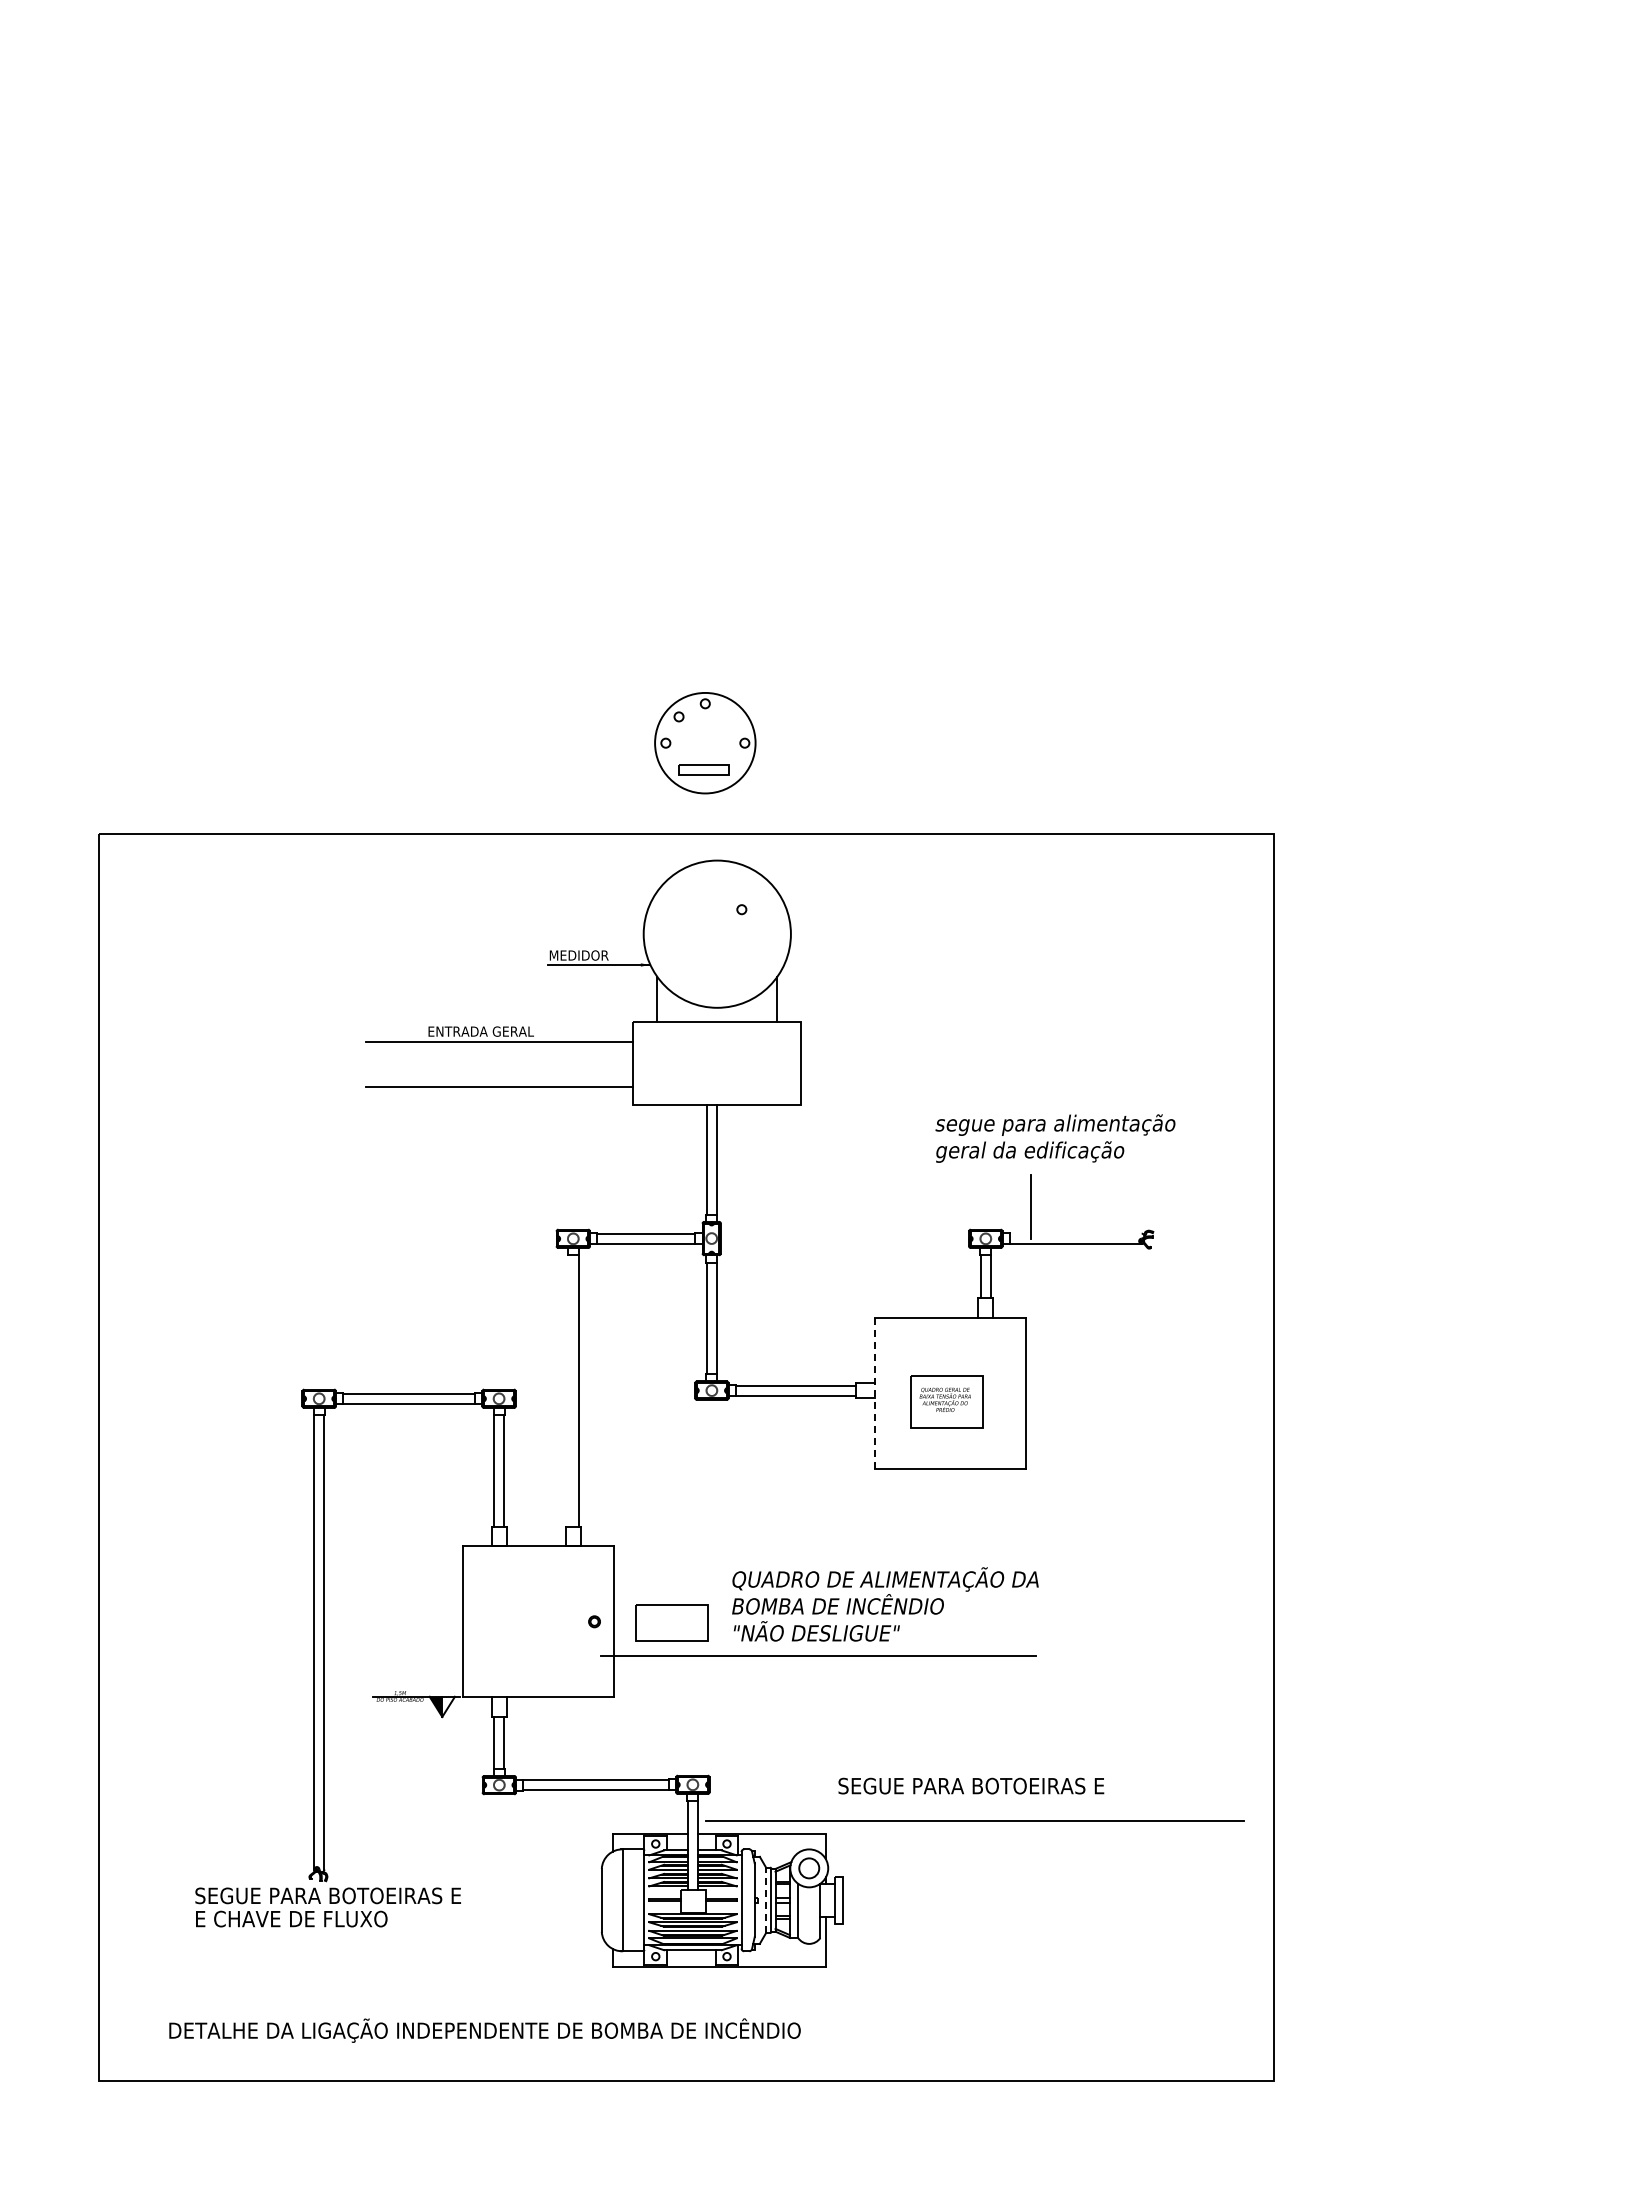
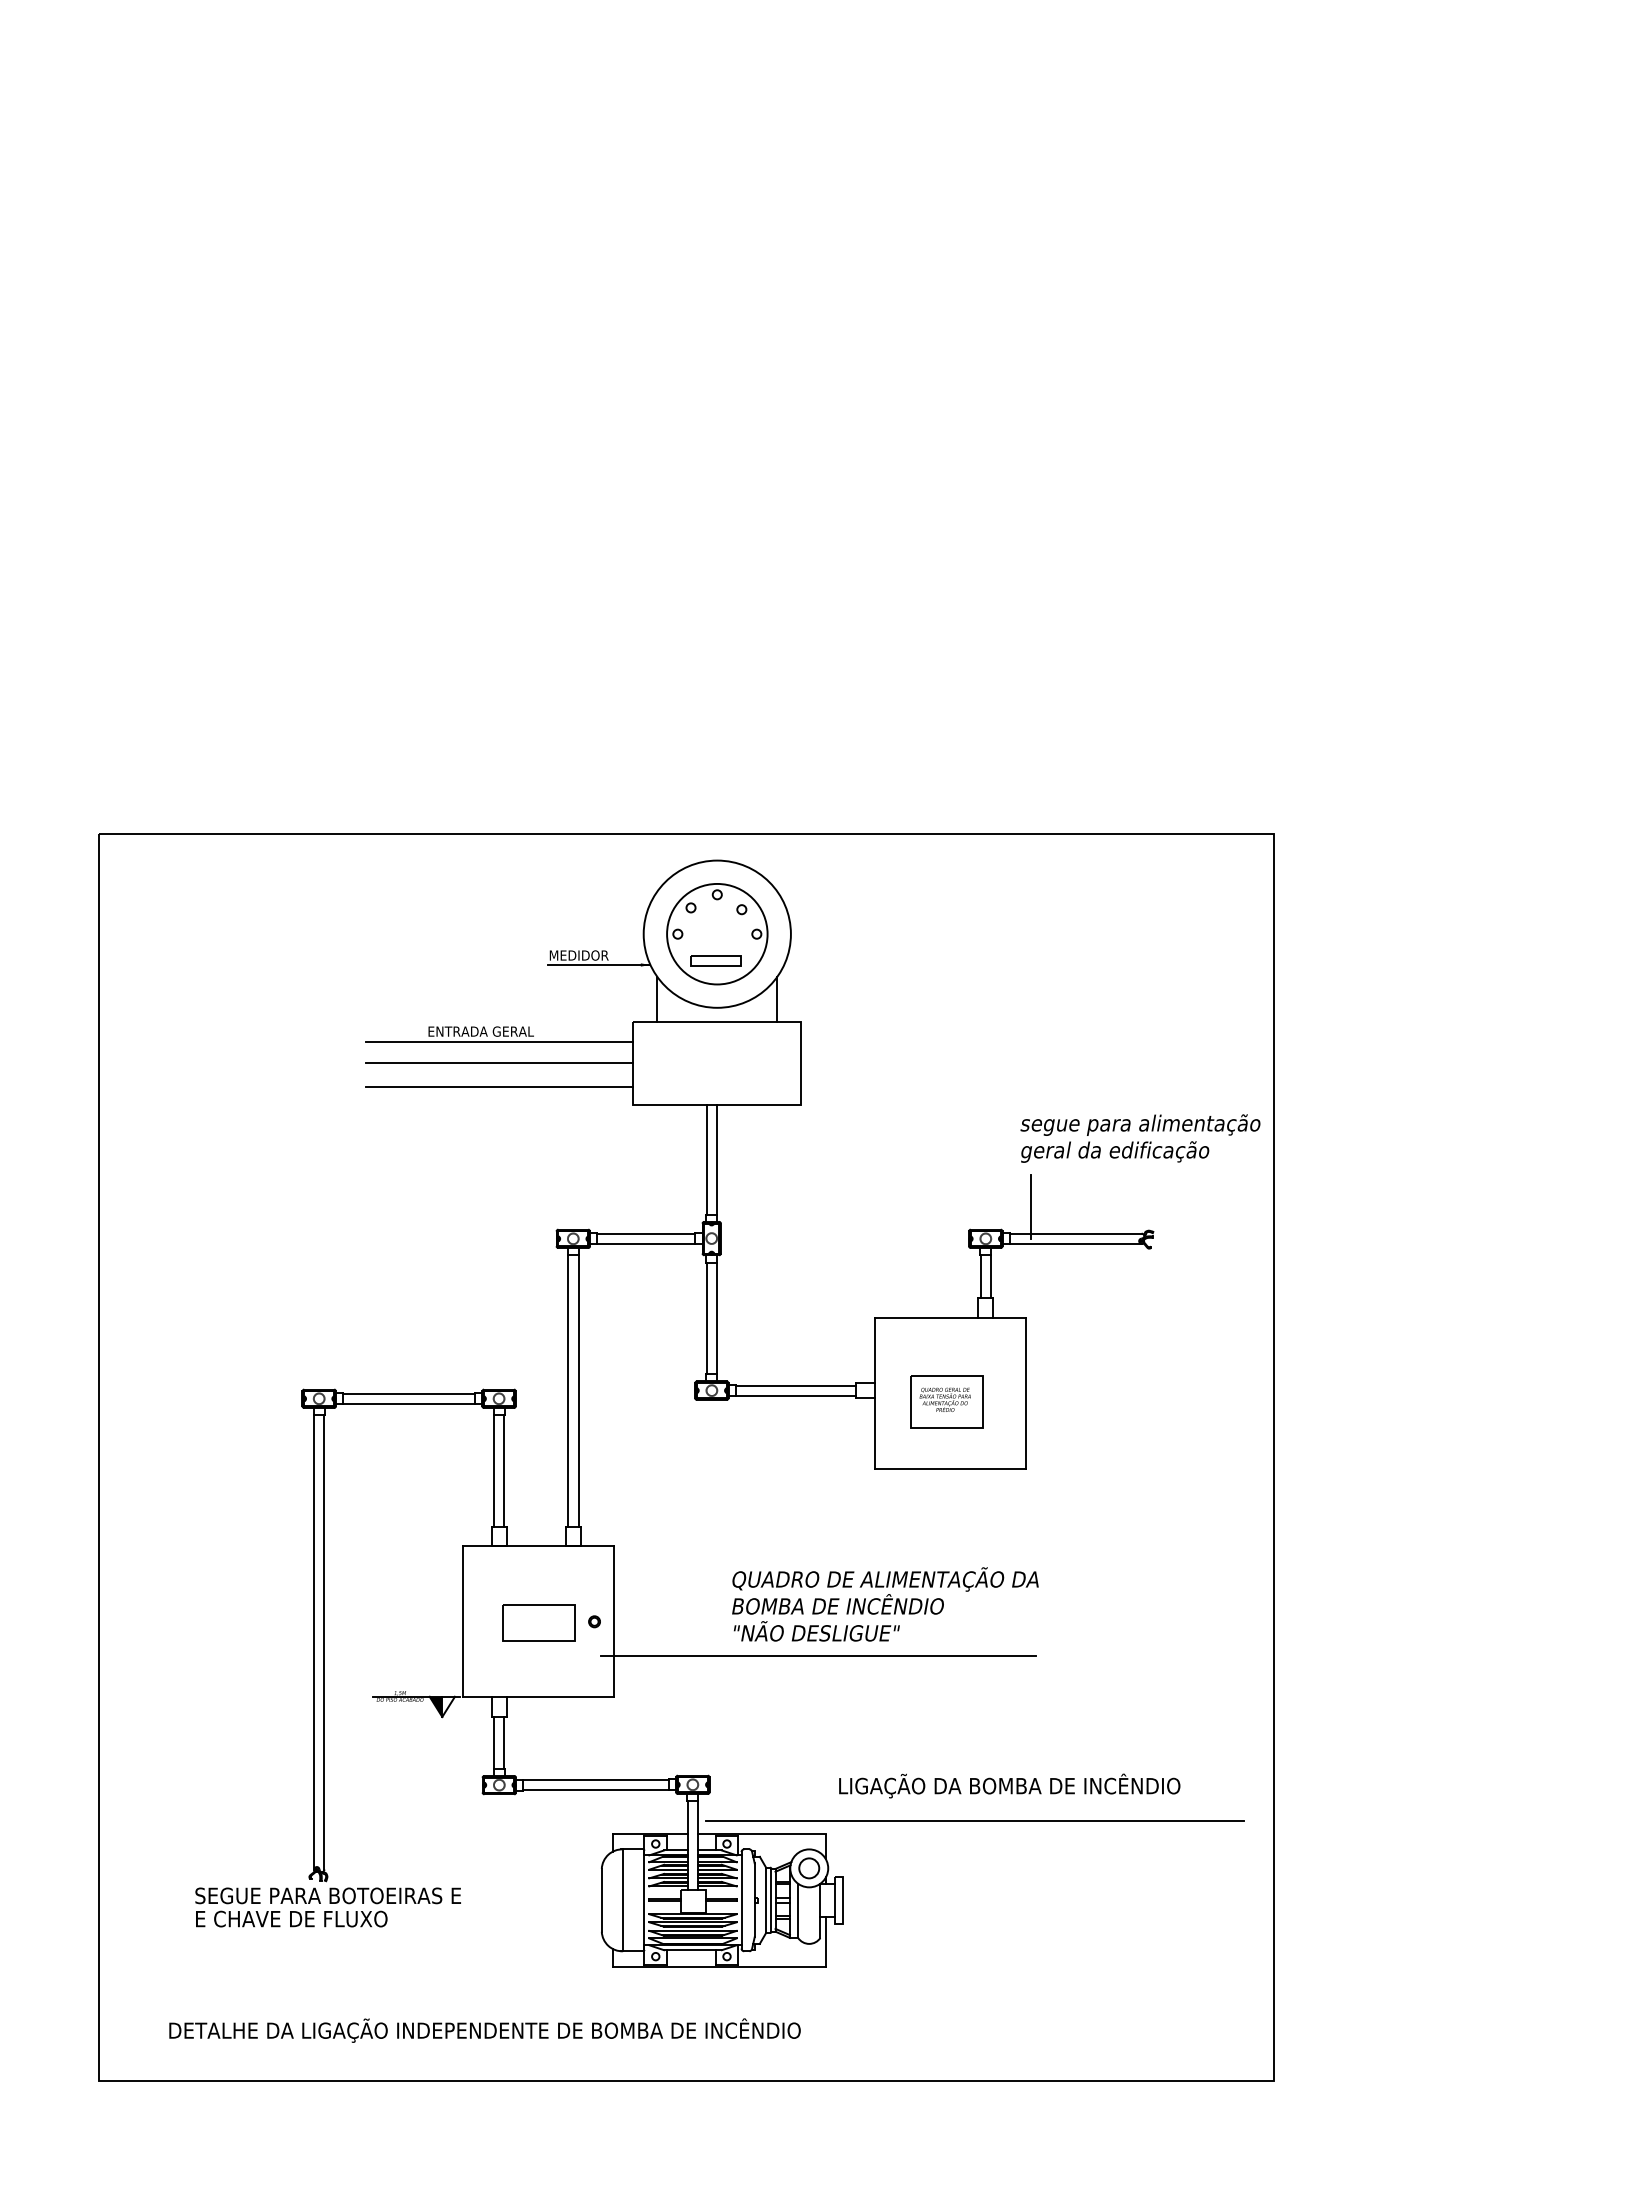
part position: (705, 743) -> (717, 934) (717, 934)
line: none -> present (499, 1063)
text position: (1055, 1138) -> (1140, 1138) (1140, 1138)
line: none -> present (1075, 1233)
line: none -> present (568, 1390)
line: dashed -> solid (874, 1393)
part position: (671, 1622) -> (538, 1622) (538, 1622)
text: SEGUE PARA BOTOEIRAS E -> LIGAÇÃO DA BOMBA DE INCÊNDIO (1009, 1785)
line: dashed -> solid (766, 1900)
